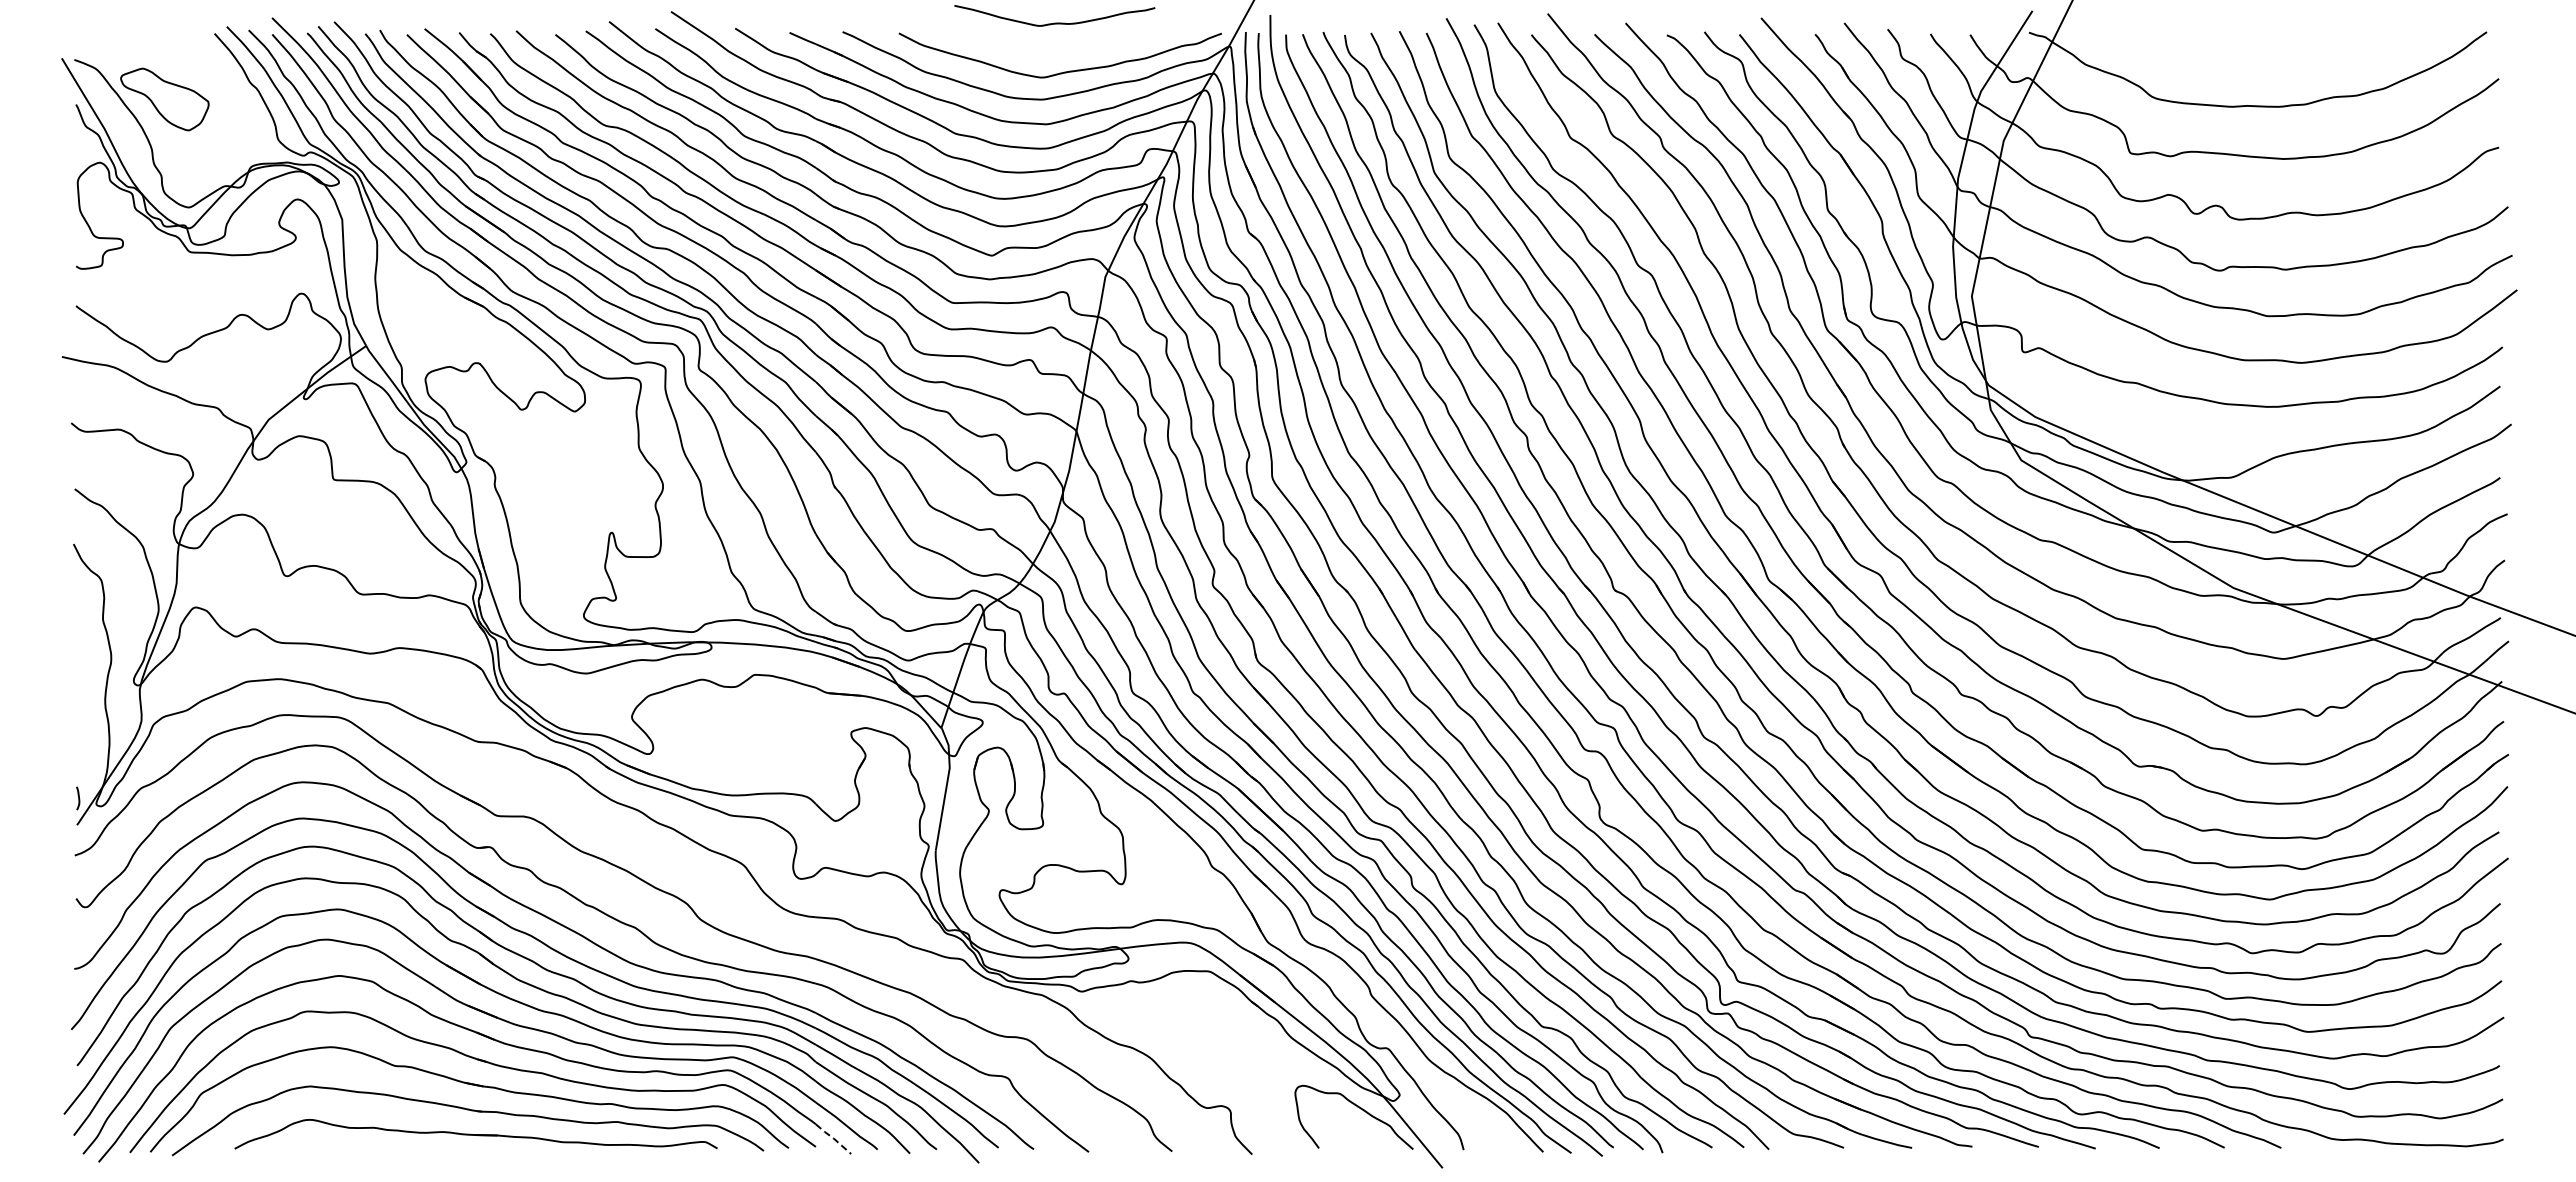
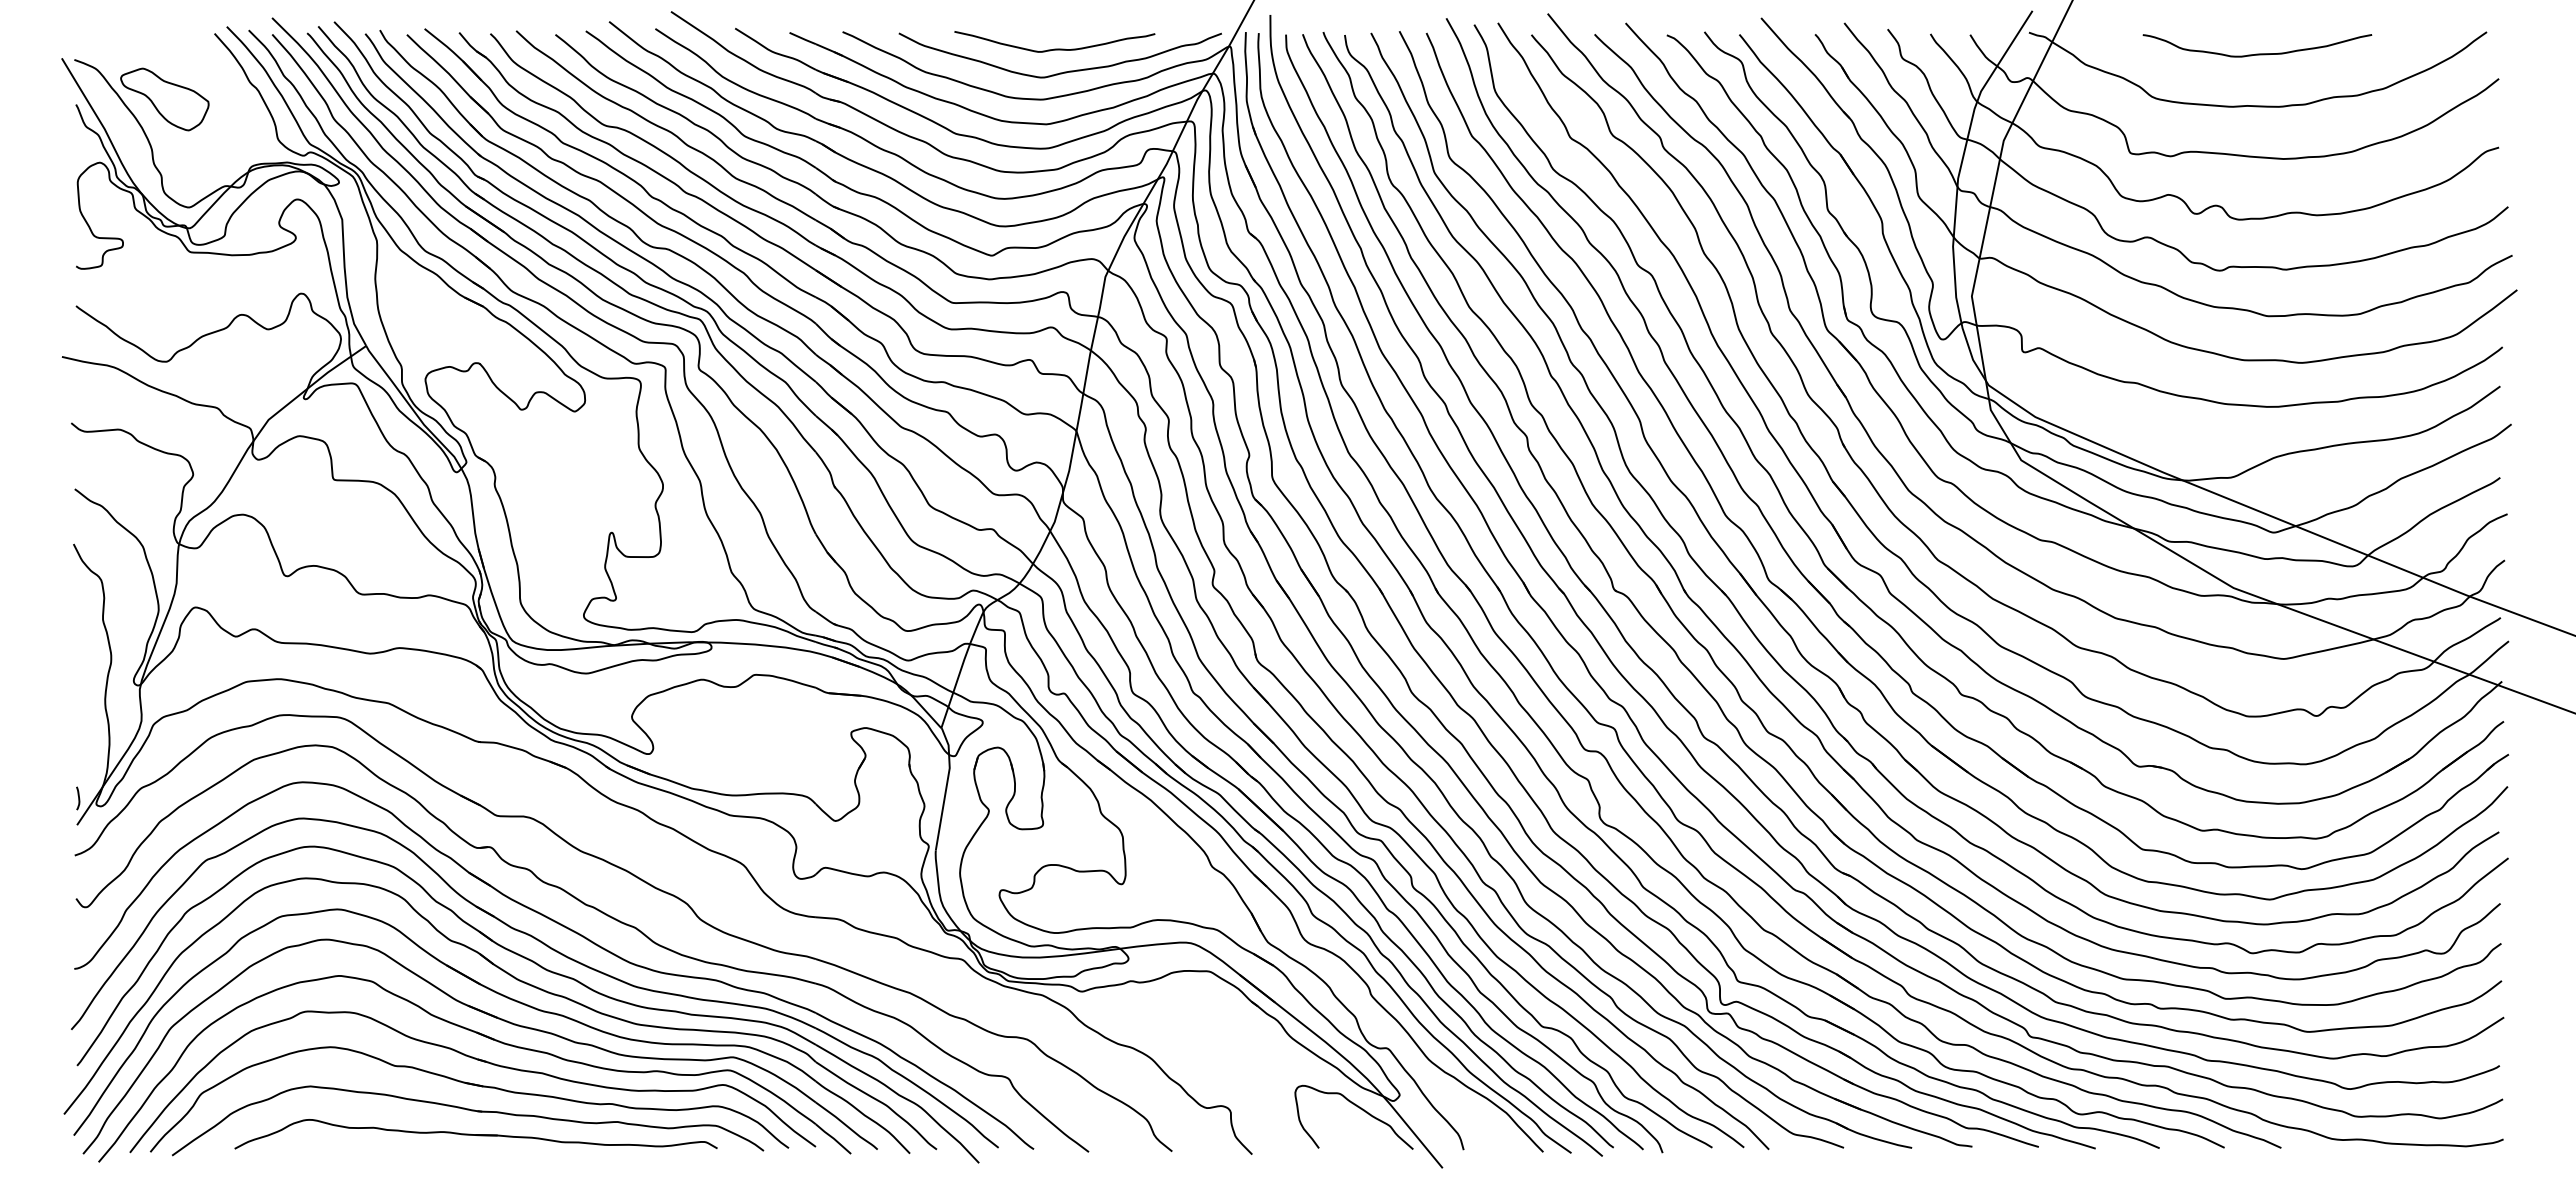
curve position: (1054, 22) -> (1054, 48) (1054, 48)
curve: none -> present (2257, 53)
line: dashed -> solid (833, 1138)
